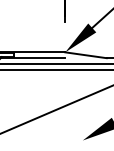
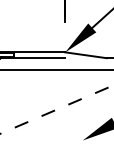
line: present -> none (56, 64)
line: solid -> dashed (56, 109)
